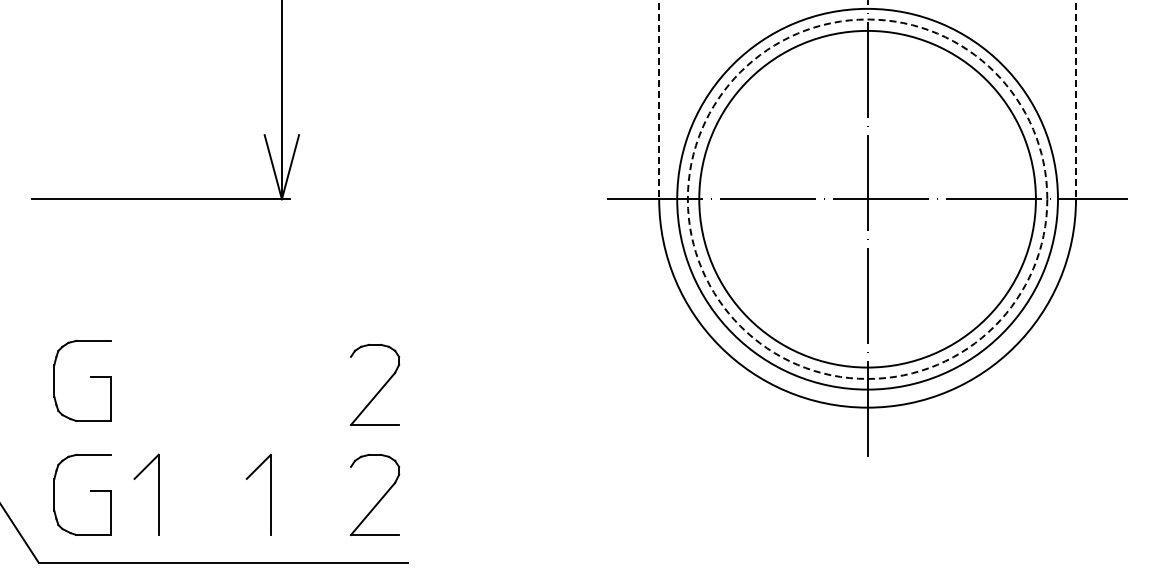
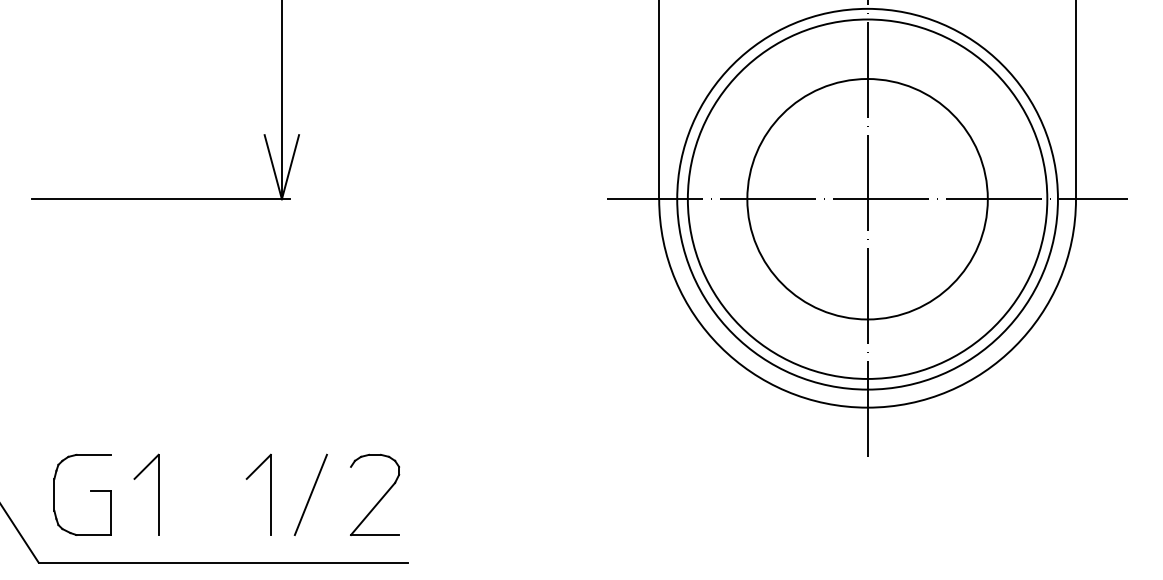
line: dashed -> solid (659, 100)
line: dashed -> solid (1076, 100)
circle diameter: 337 px -> 240 px (867, 199)
circle: dashed -> solid (867, 198)
part: present -> none (90, 377)
part: present -> none (380, 388)
line: none -> present (310, 494)
